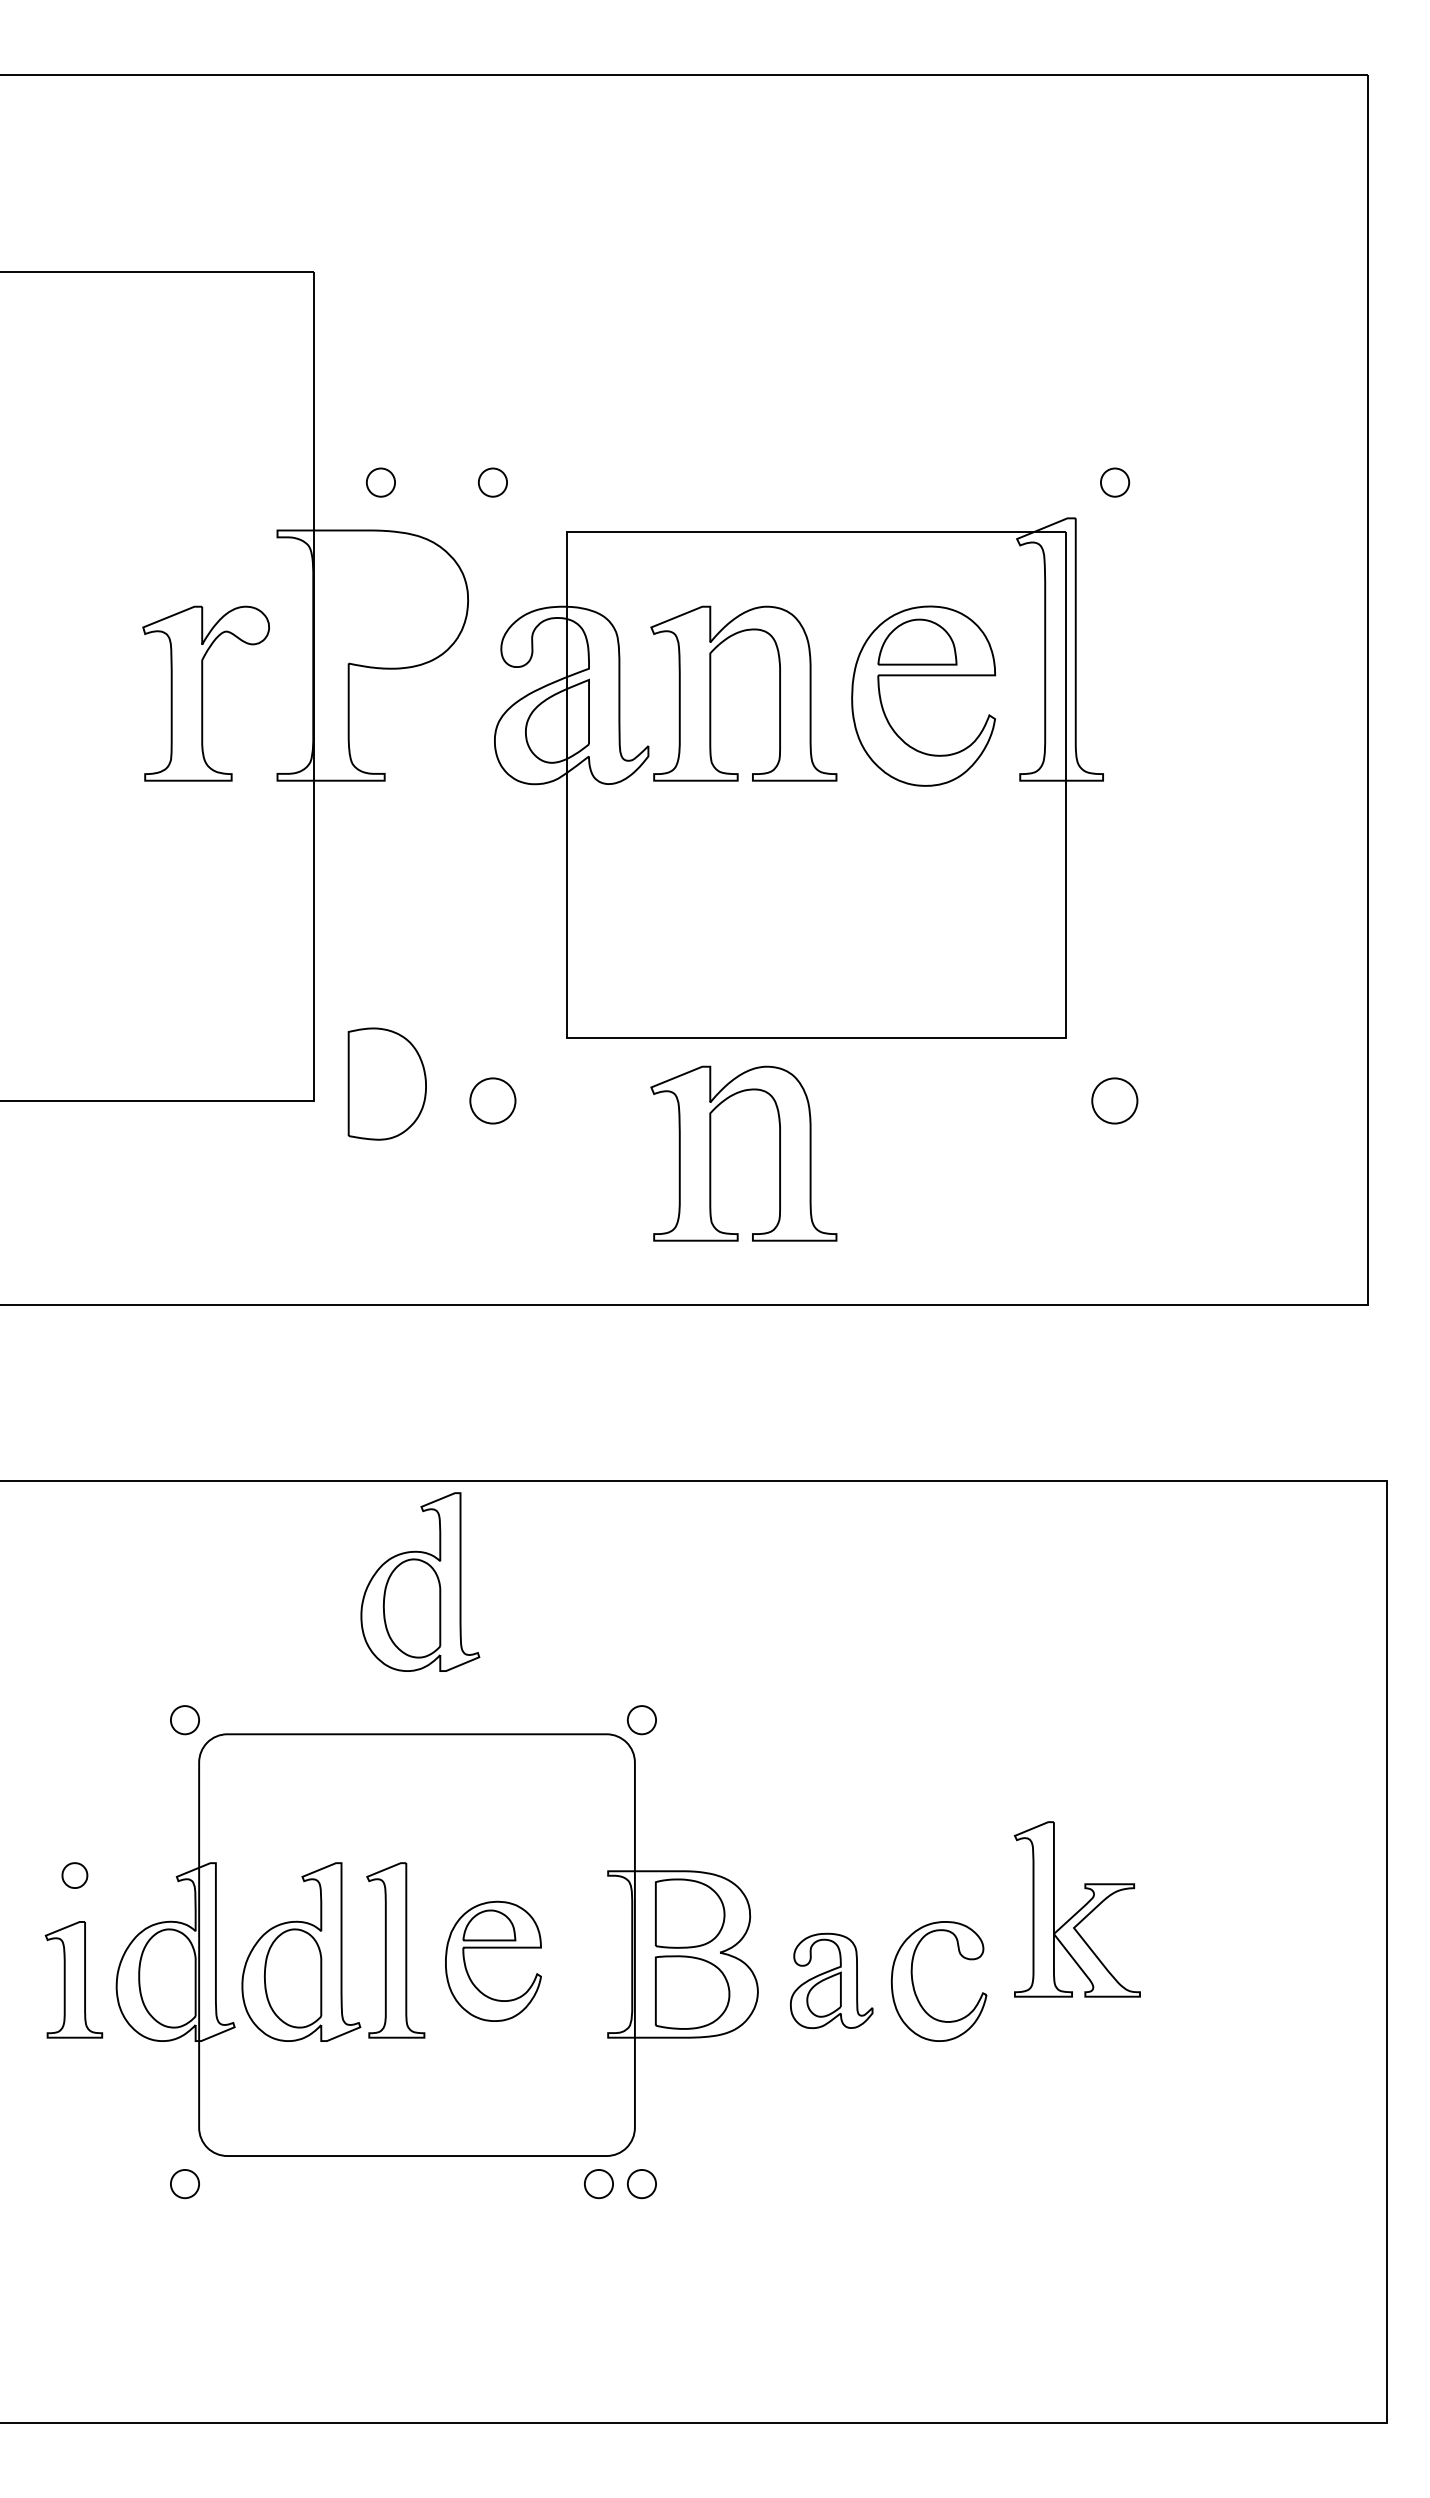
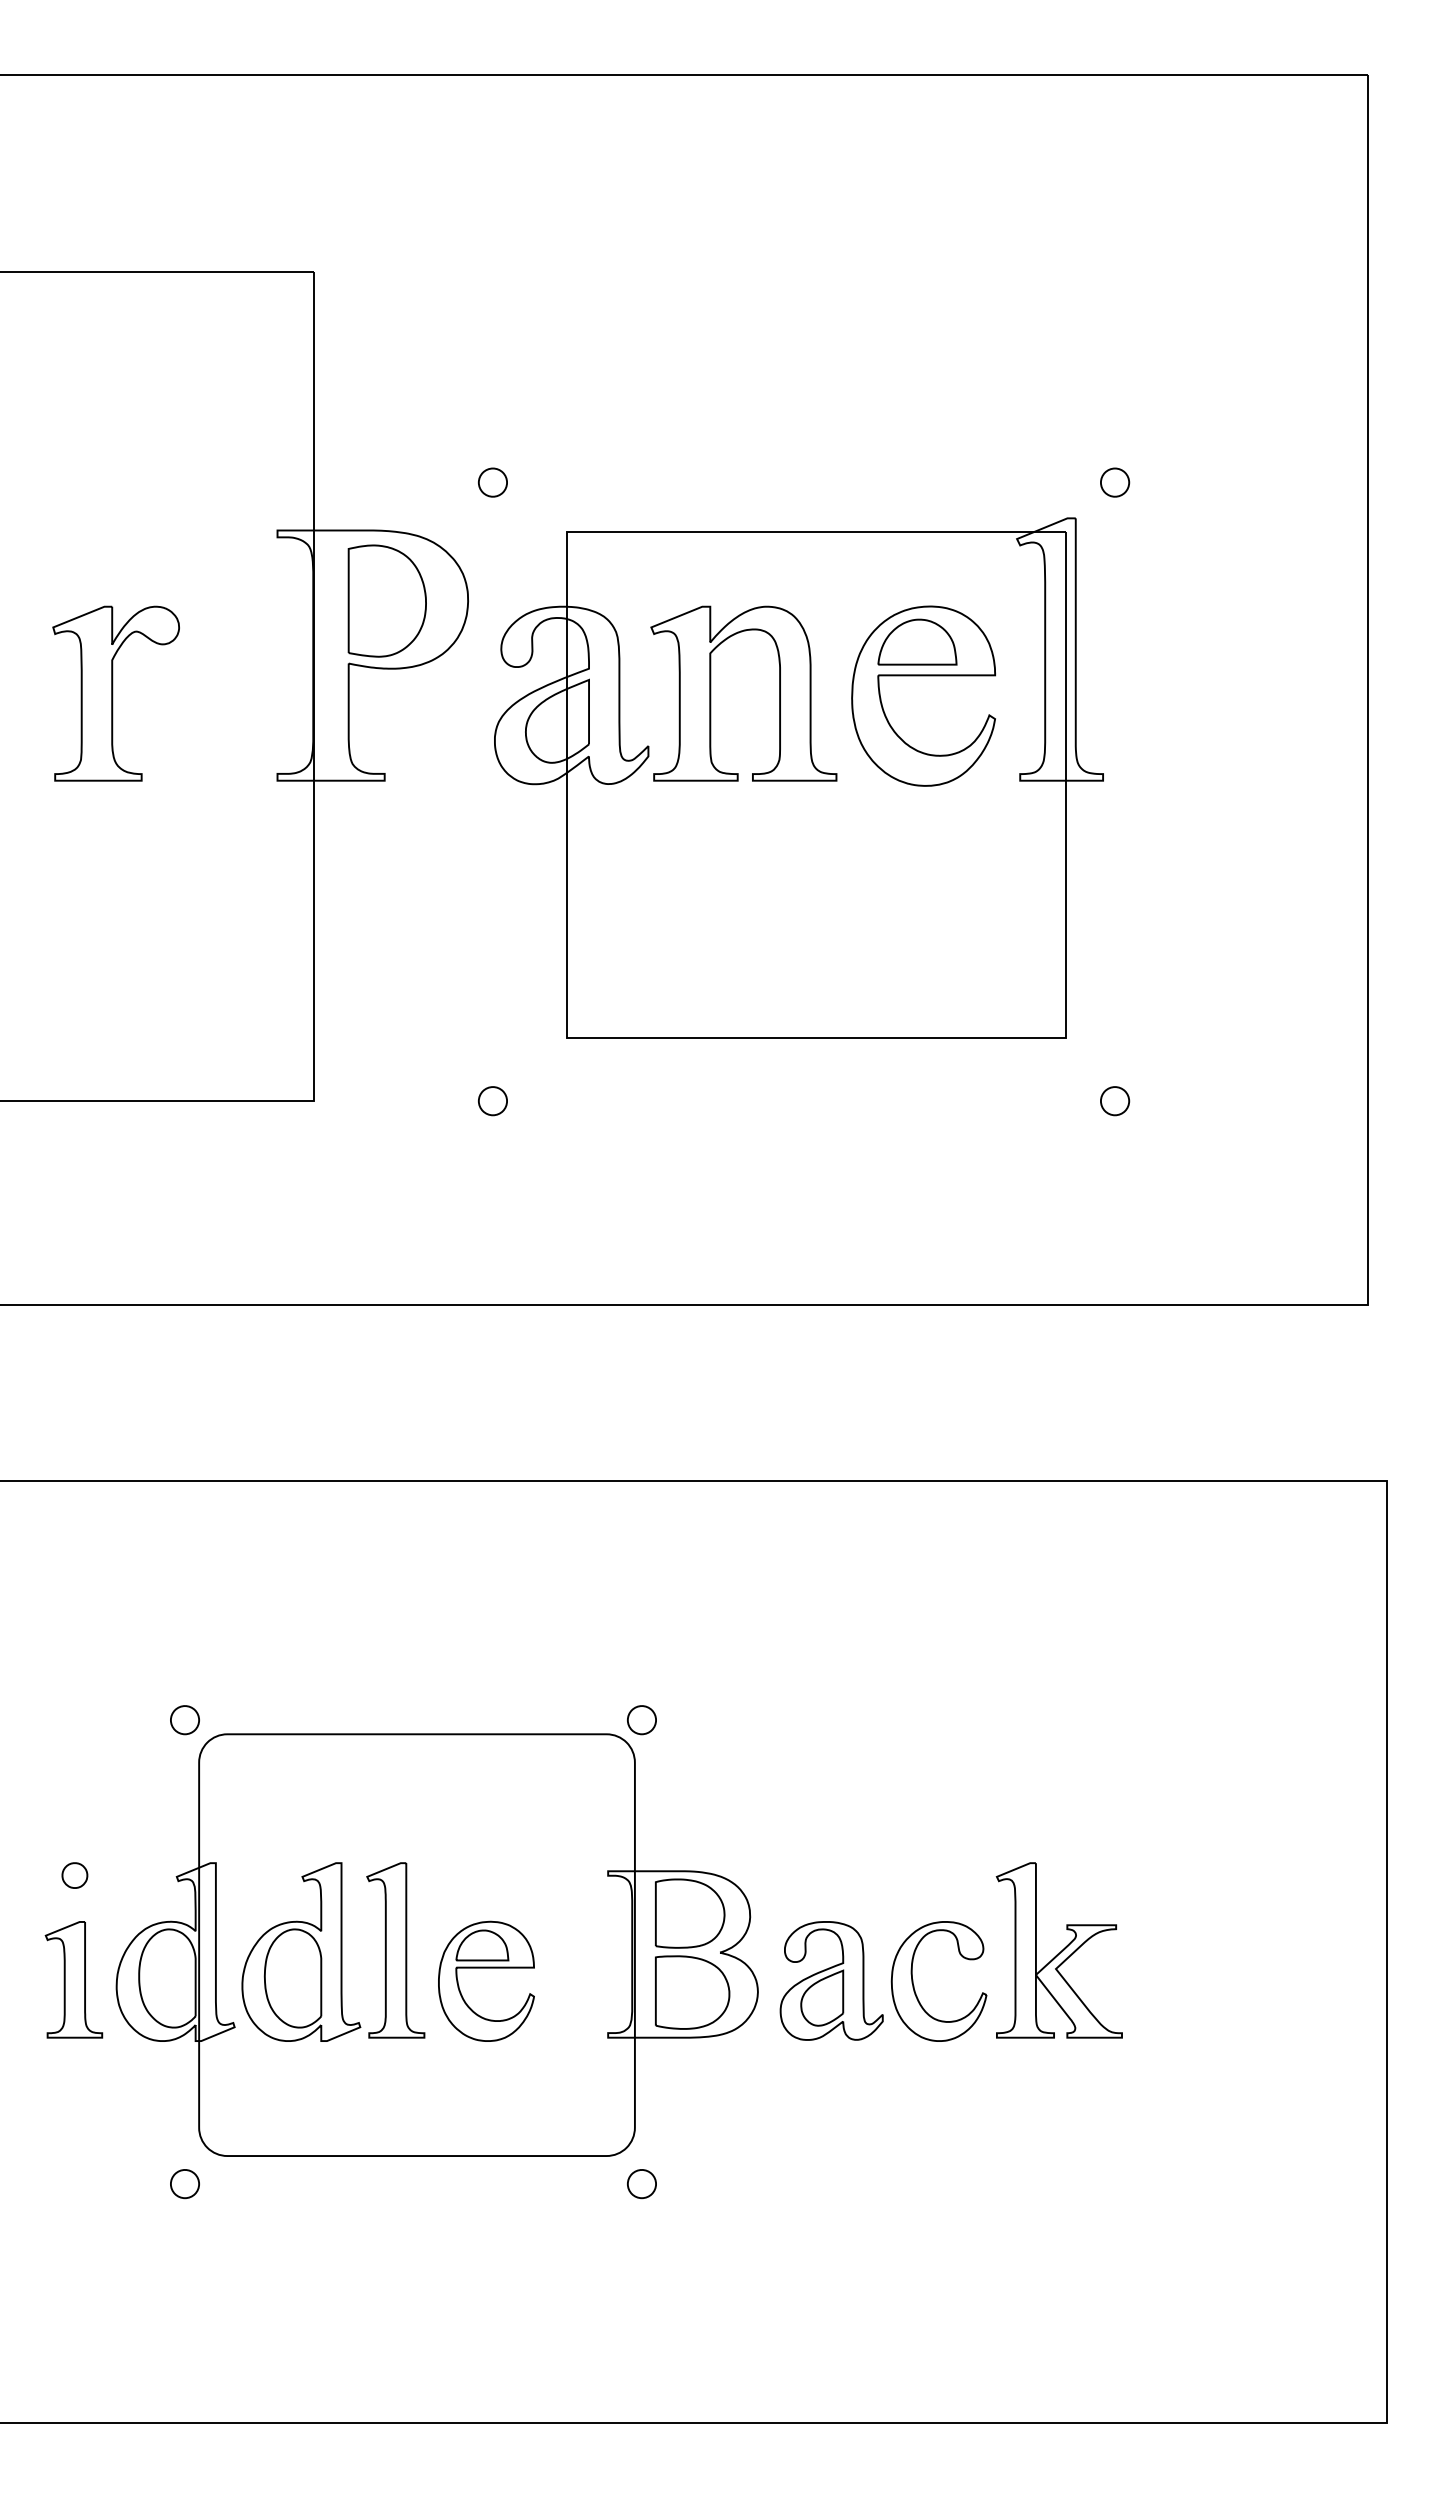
part: present -> none (380, 482)
part position: (205, 693) -> (115, 693) (115, 693)
part position: (386, 1083) -> (386, 600) (386, 600)
part size: 48x48 px -> 30x31 px (492, 1101)
part size: 48x48 px -> 31x31 px (1115, 1101)
part: present -> none (711, 1153)
part: present -> none (420, 1581)
part position: (1076, 1909) -> (1058, 1950) (1058, 1950)
part position: (493, 1948) -> (486, 1968) (486, 1968)
part size: 84x97 px -> 105x120 px (831, 1980)
part: present -> none (598, 2184)
